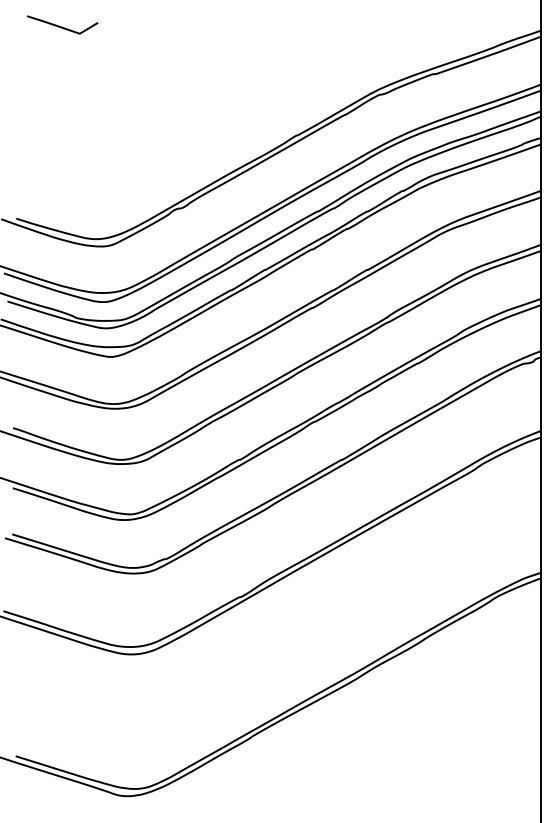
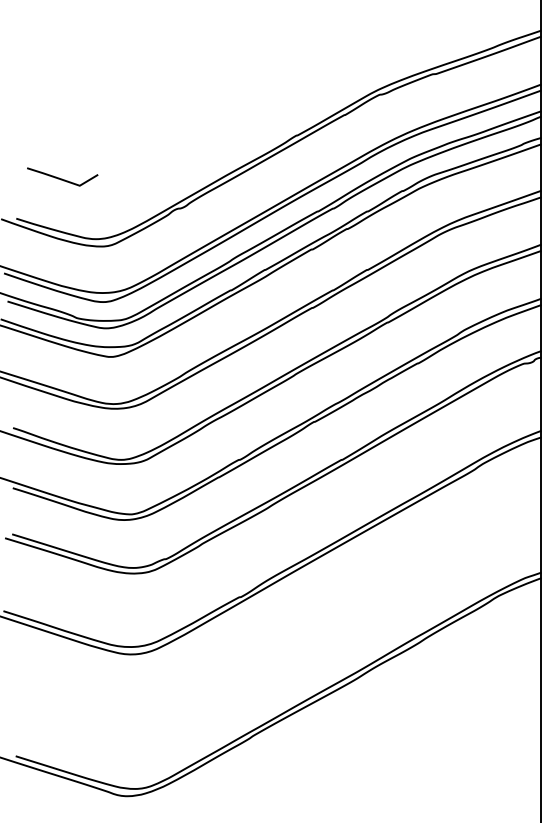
curve position: (62, 26) -> (62, 178) (62, 178)
